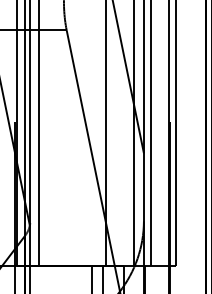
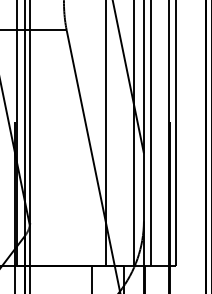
line: present -> none (38, 134)
line: present -> none (102, 278)
